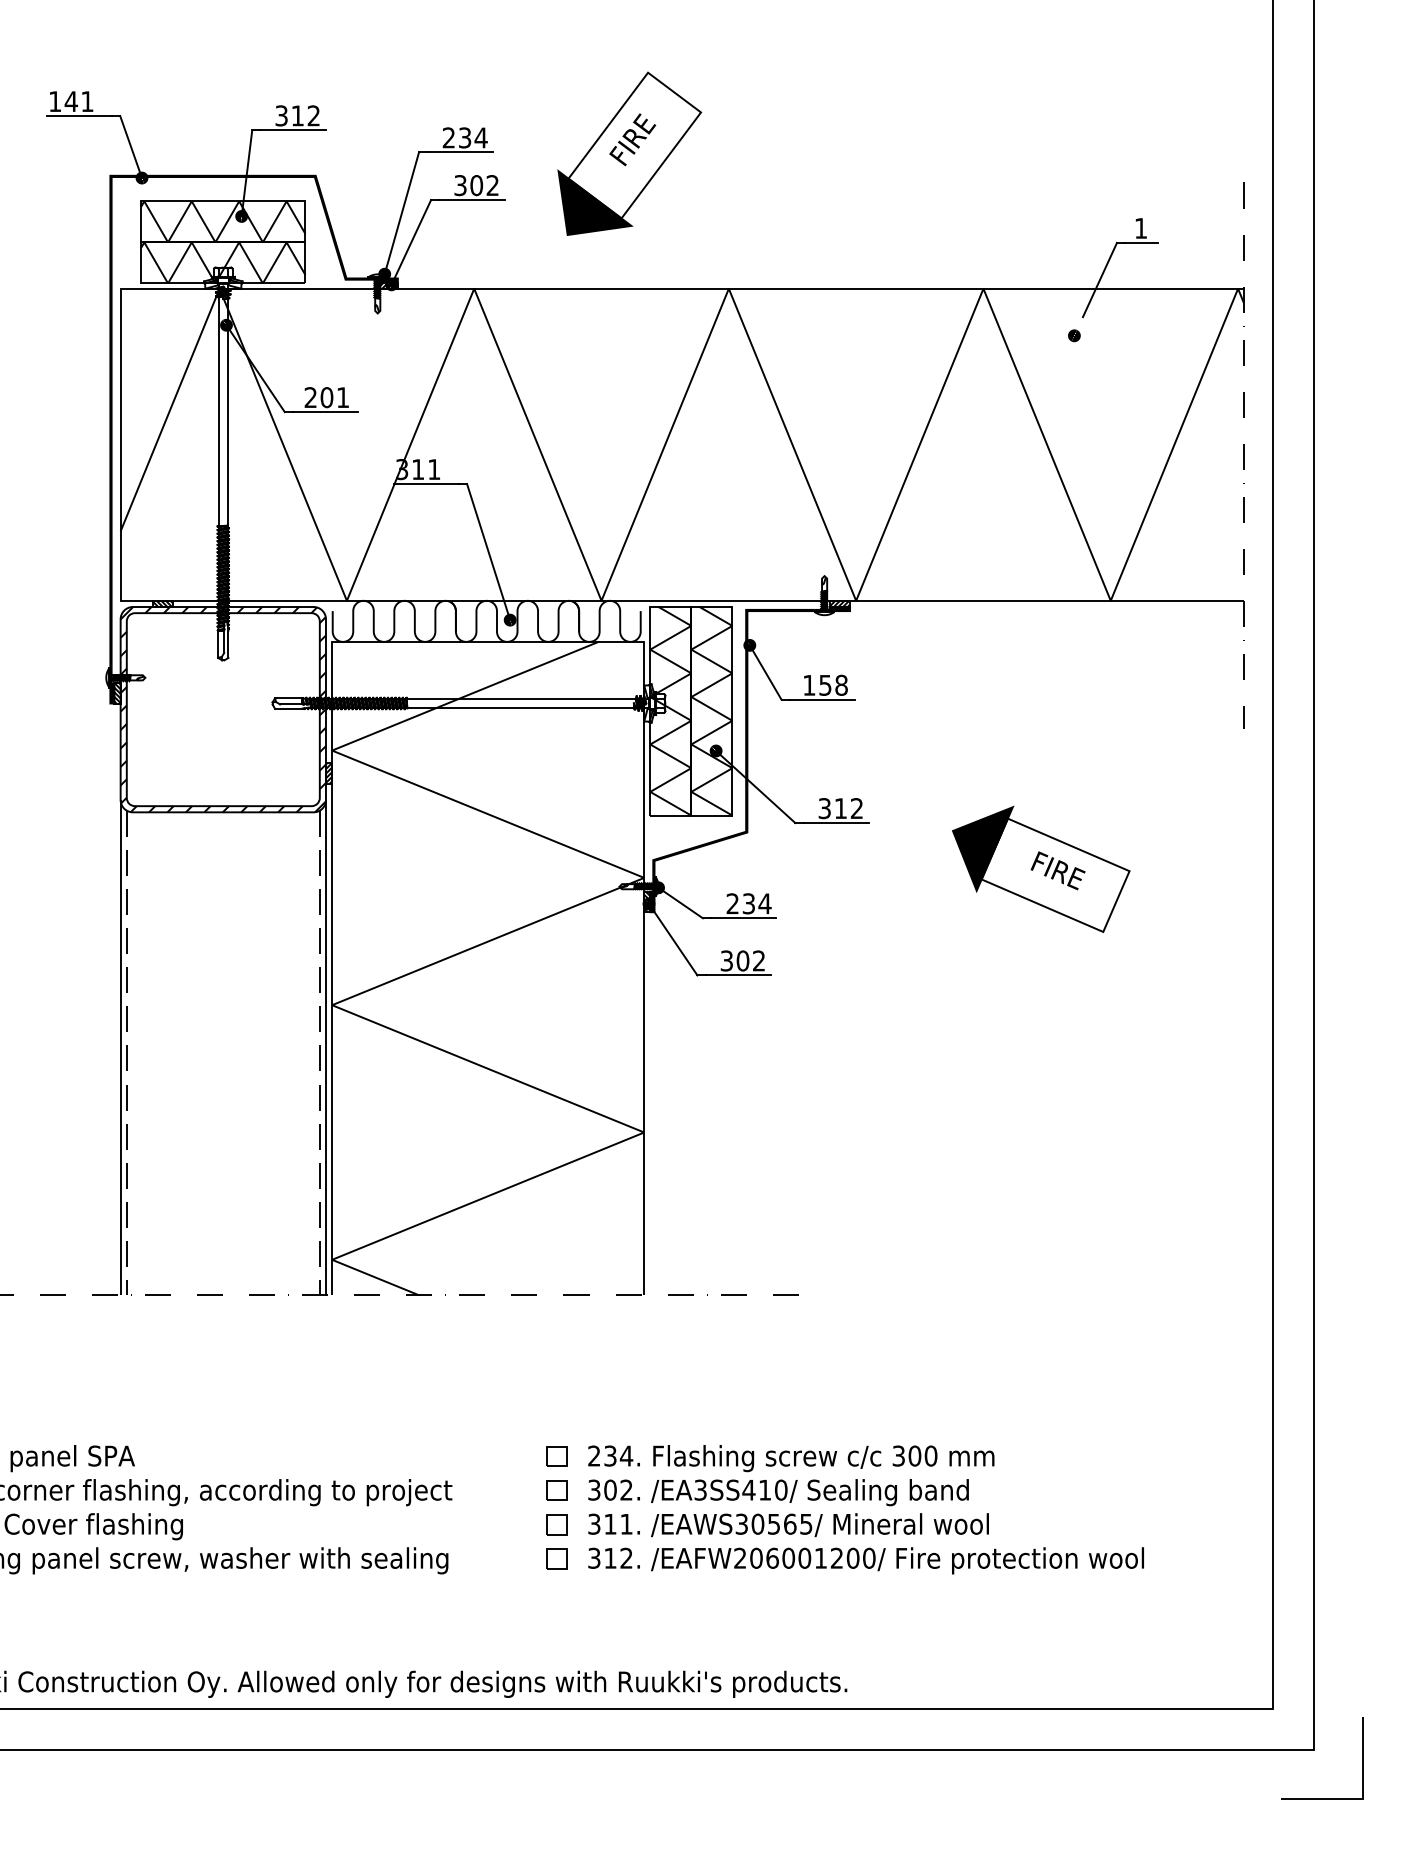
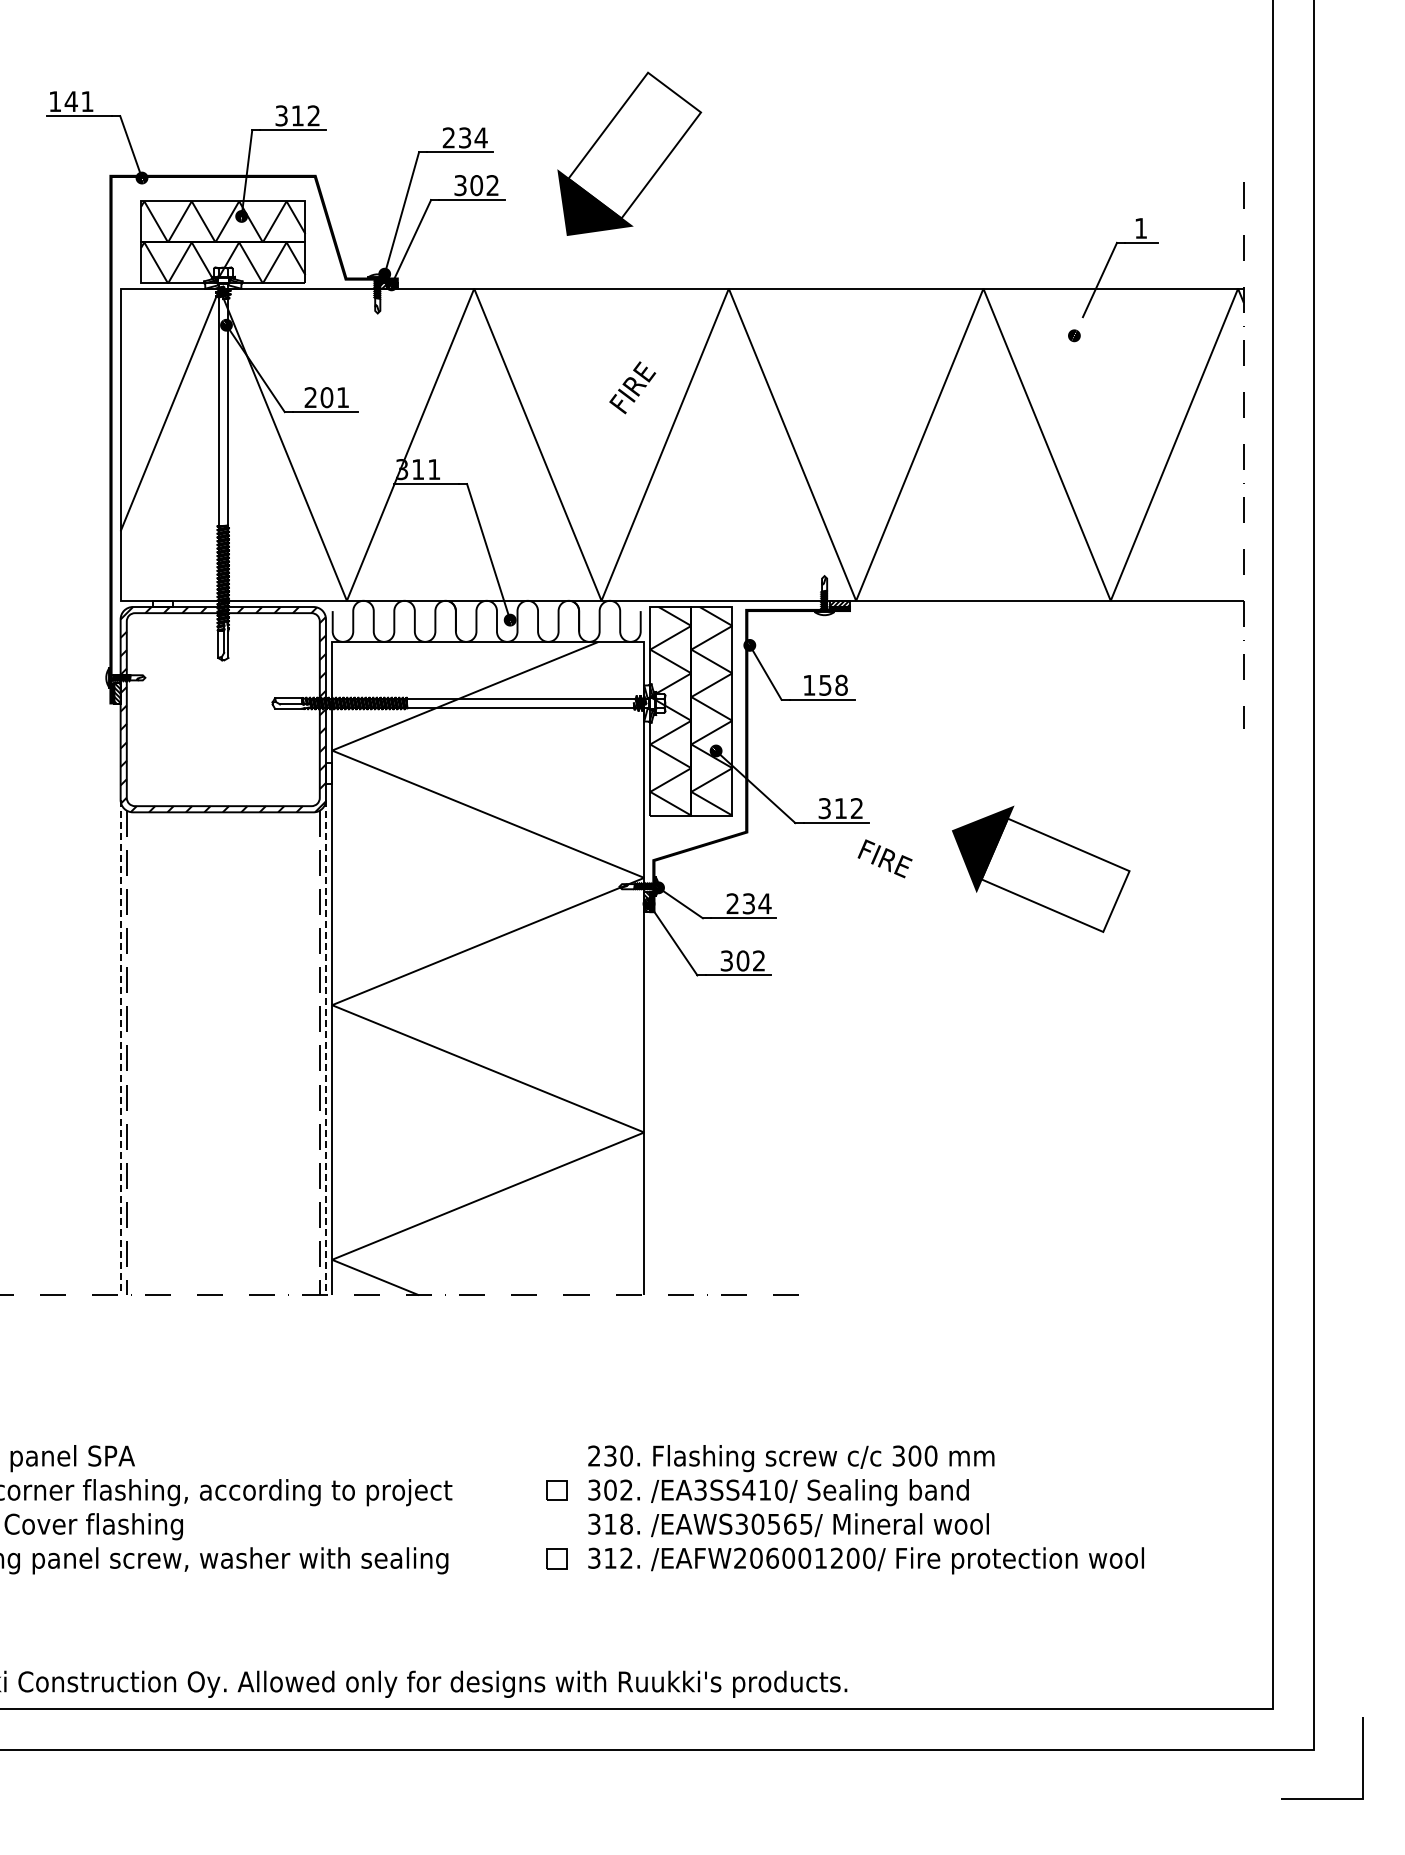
text position: (632, 139) -> (632, 387) (632, 387)
hatch: present -> none (162, 603)
hatch: present -> none (328, 773)
text position: (1057, 870) -> (884, 858) (884, 858)
line: solid -> dashed (120, 1047)
line: solid -> dashed (325, 1047)
text: 234. -> 230. (626, 1455)
part: present -> none (556, 1456)
text: 311. -> 318. (626, 1523)
part: present -> none (556, 1524)
